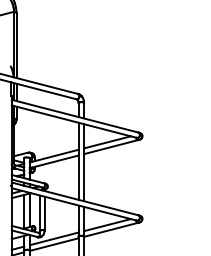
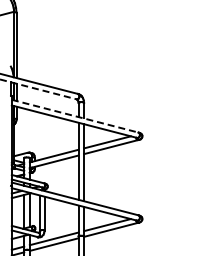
line: solid -> dashed (39, 89)
line: solid -> dashed (75, 116)
